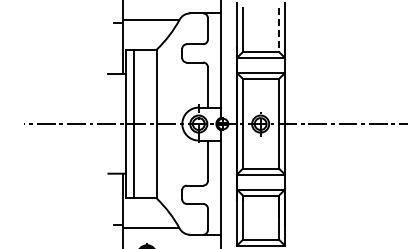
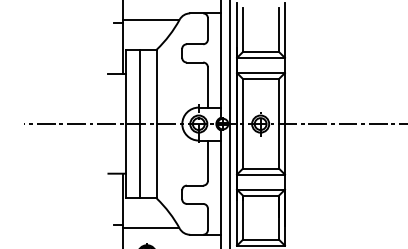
line: dashed -> solid (279, 30)
line position: (133, 123) -> (139, 123) (139, 123)
line: none -> present (229, 123)
